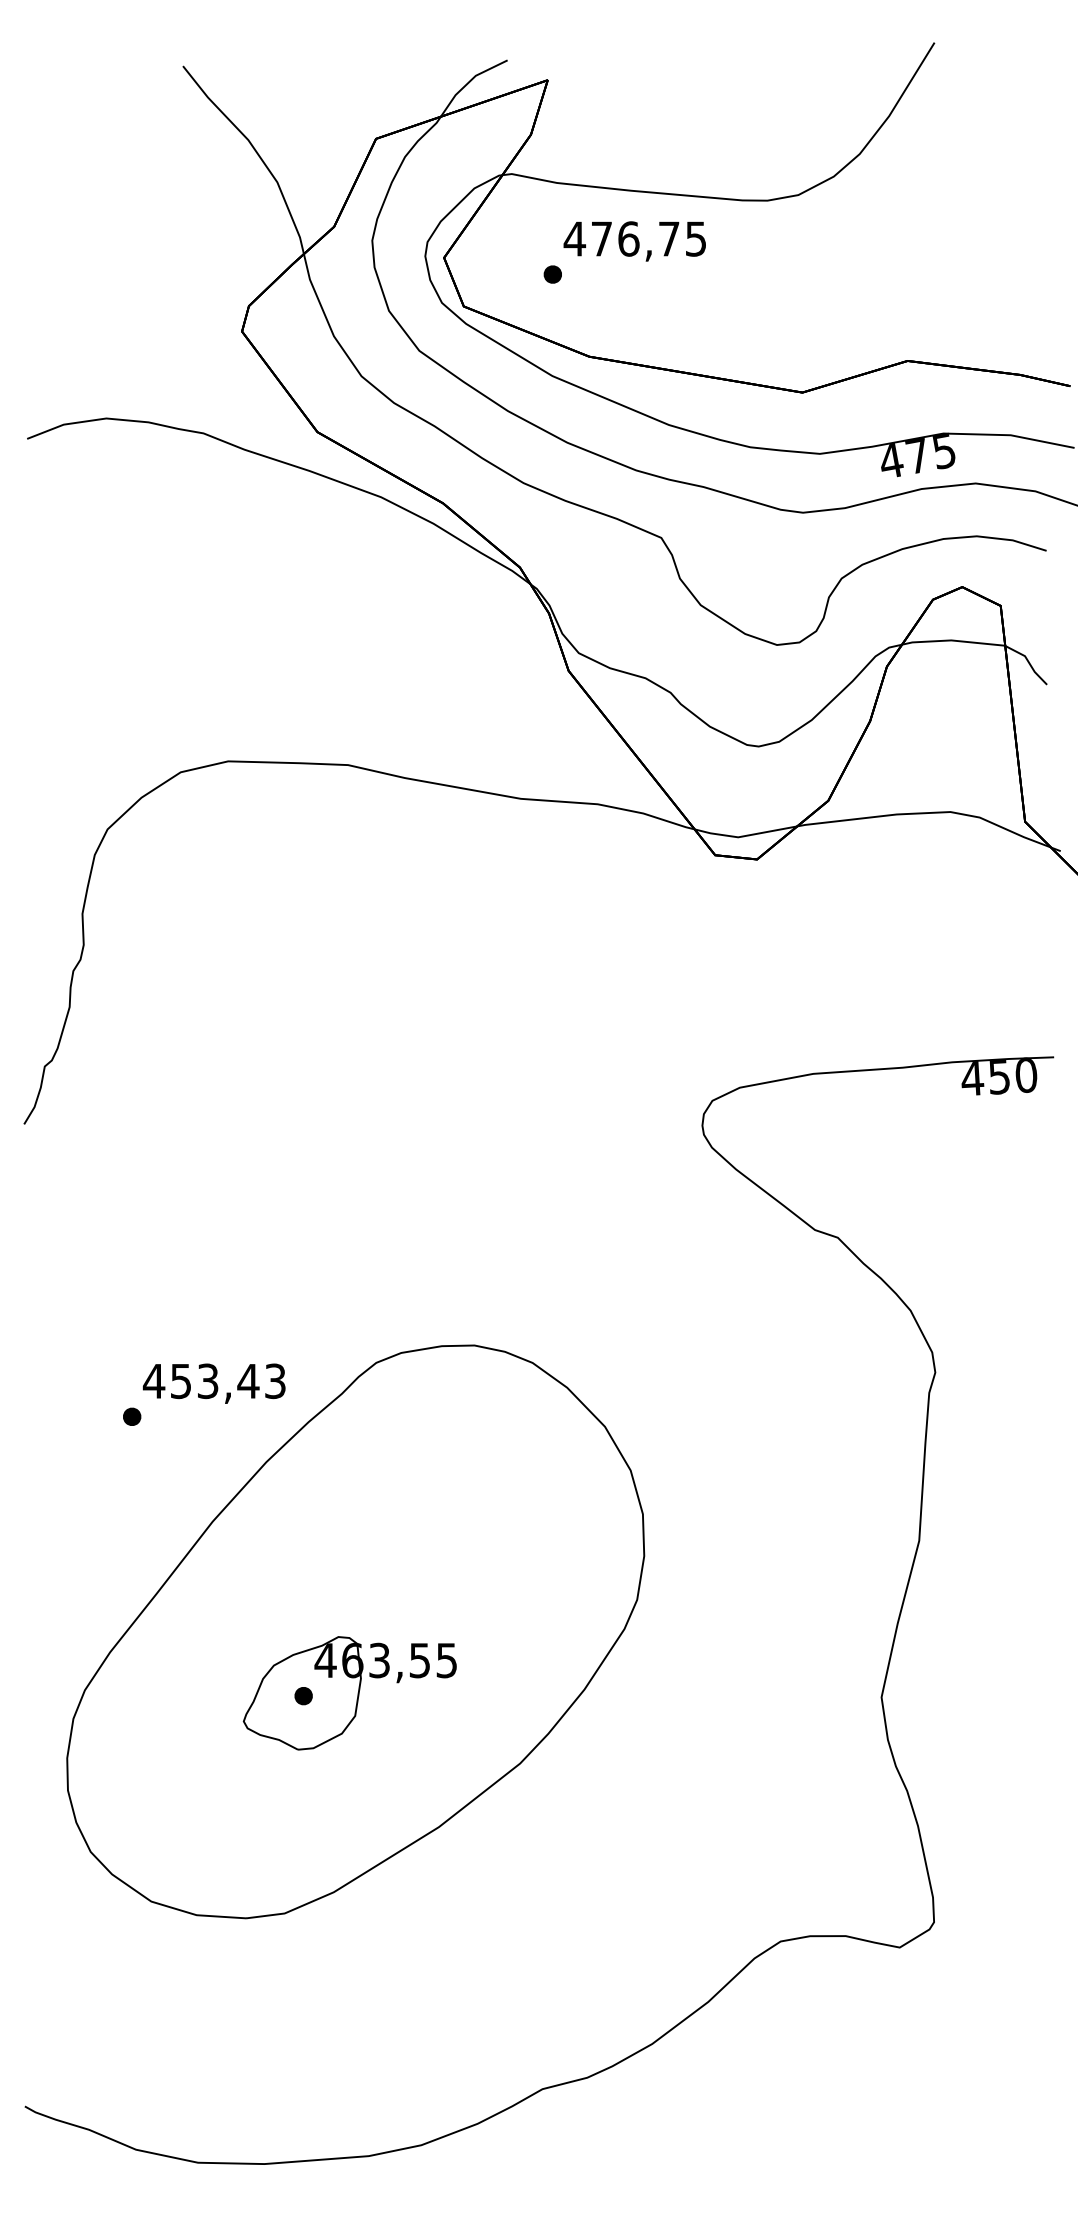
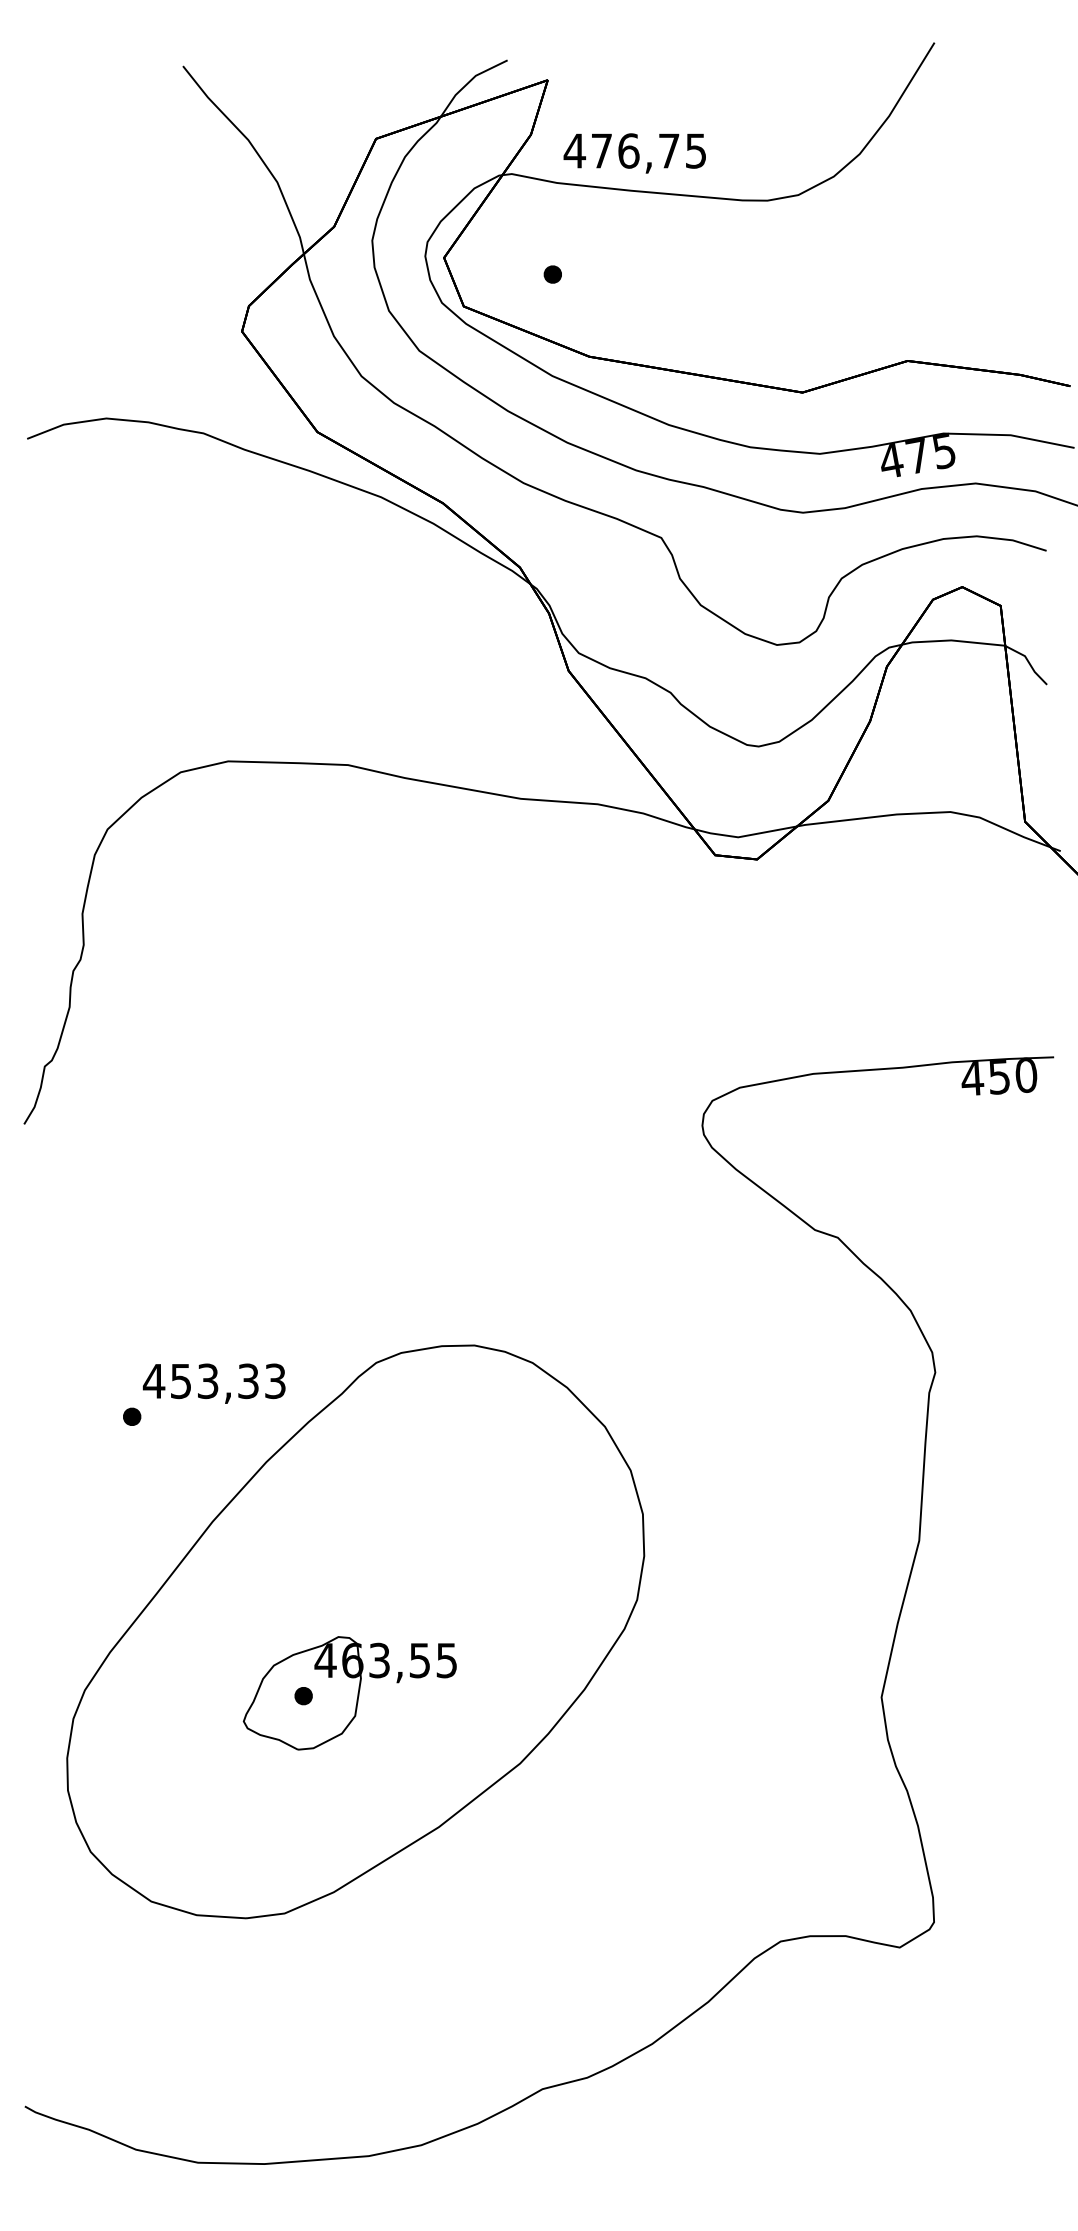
text position: (634, 241) -> (634, 153) (634, 153)
text: 453,43 -> 453,33 (248, 1381)
